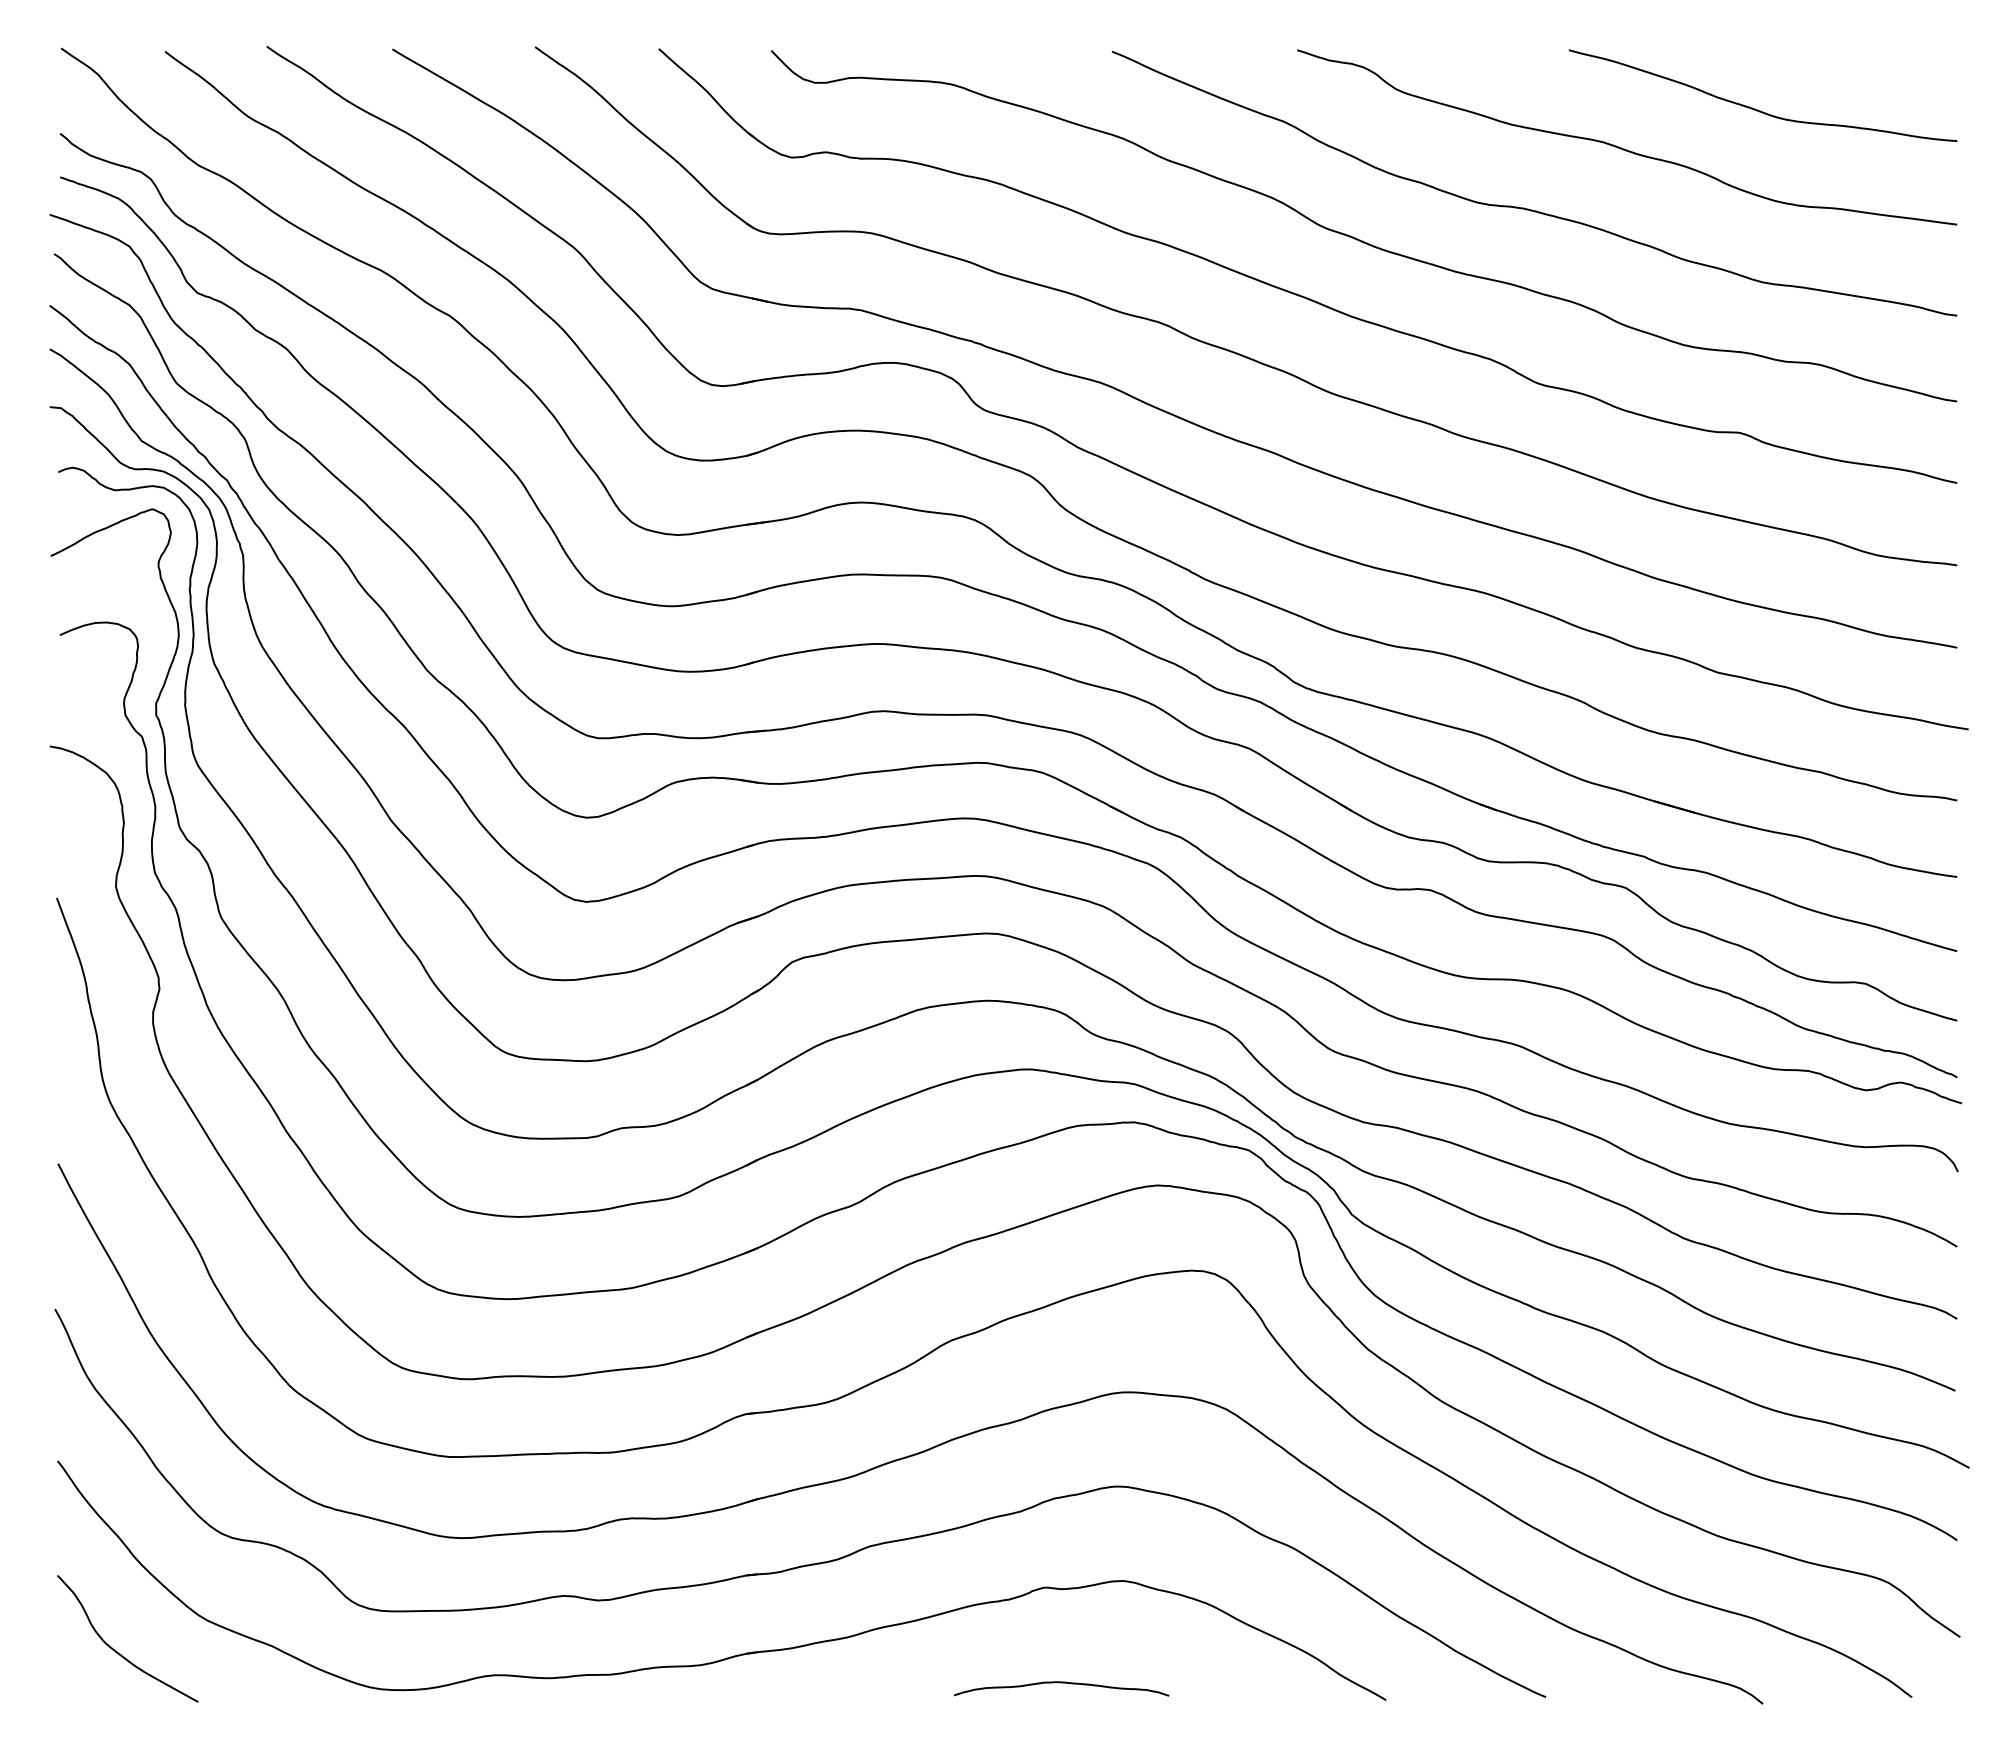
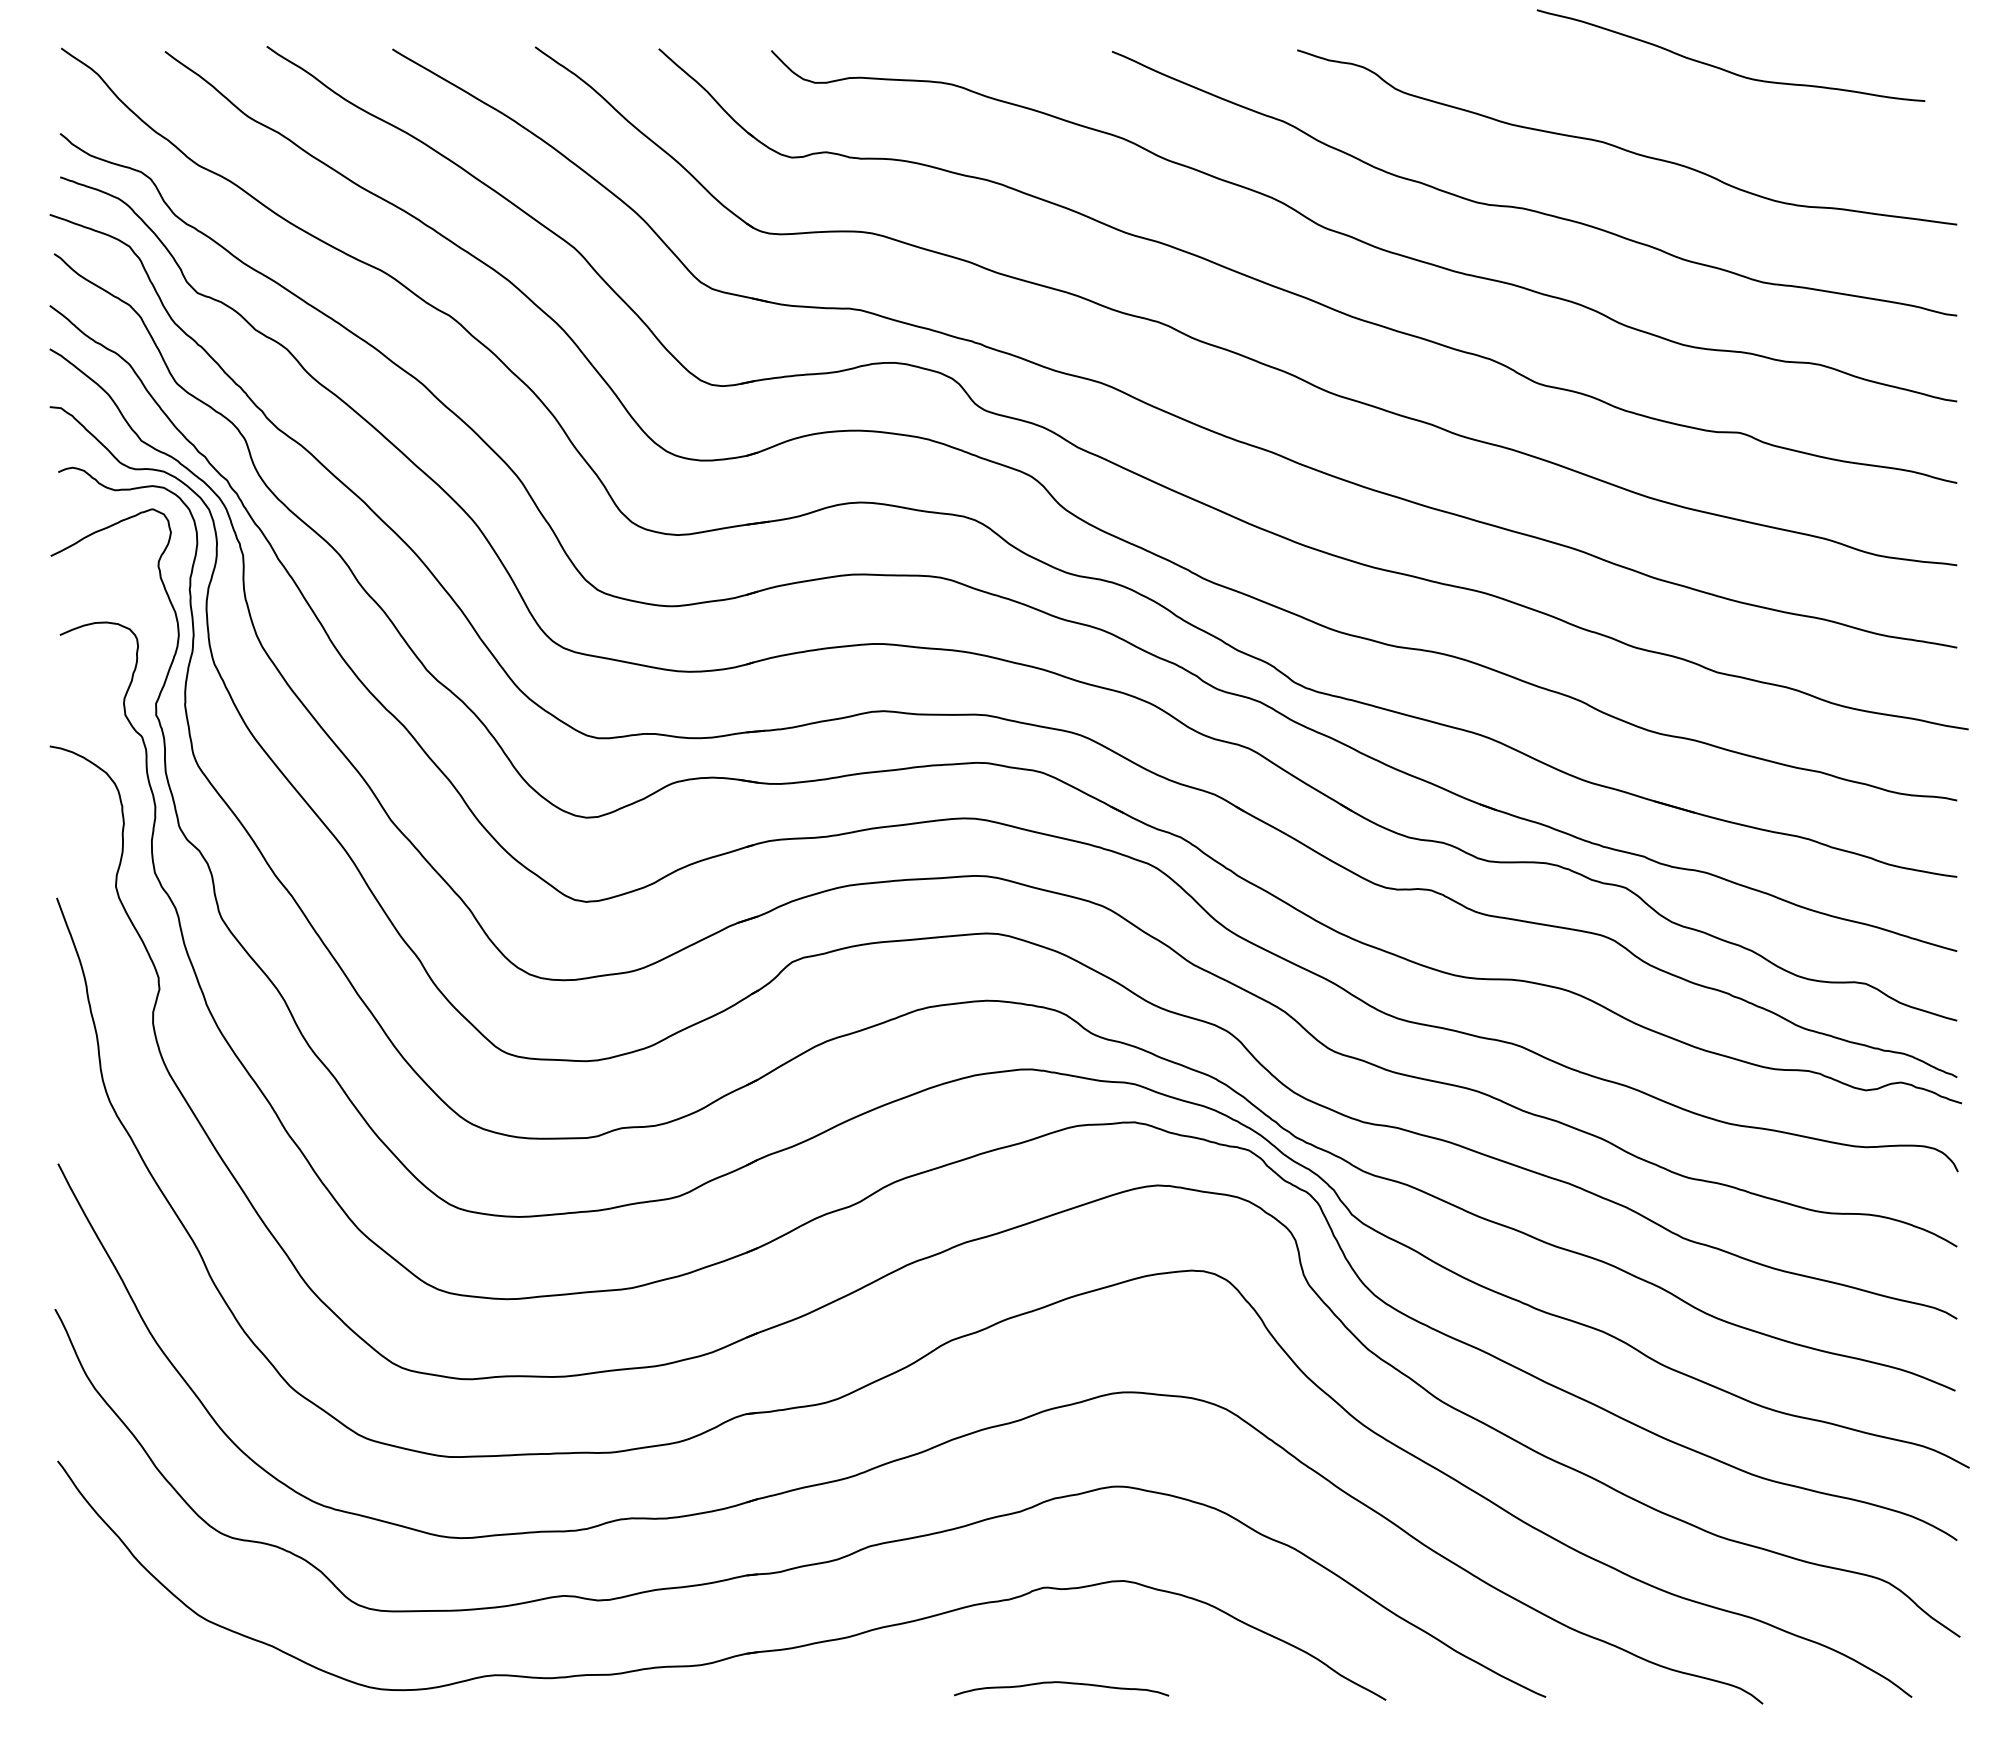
curve position: (1755, 108) -> (1723, 68) (1723, 68)
curve: present -> none (116, 1650)
